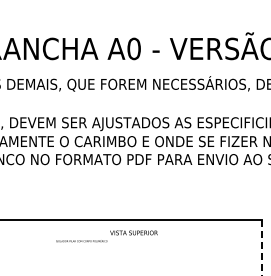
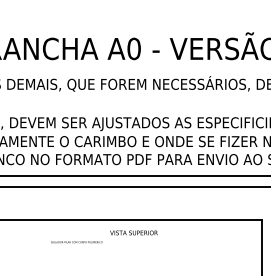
line: none -> present (134, 175)
line: none -> present (134, 186)
text position: (81, 241) -> (76, 242) (76, 242)
line: dashed -> solid (261, 247)
